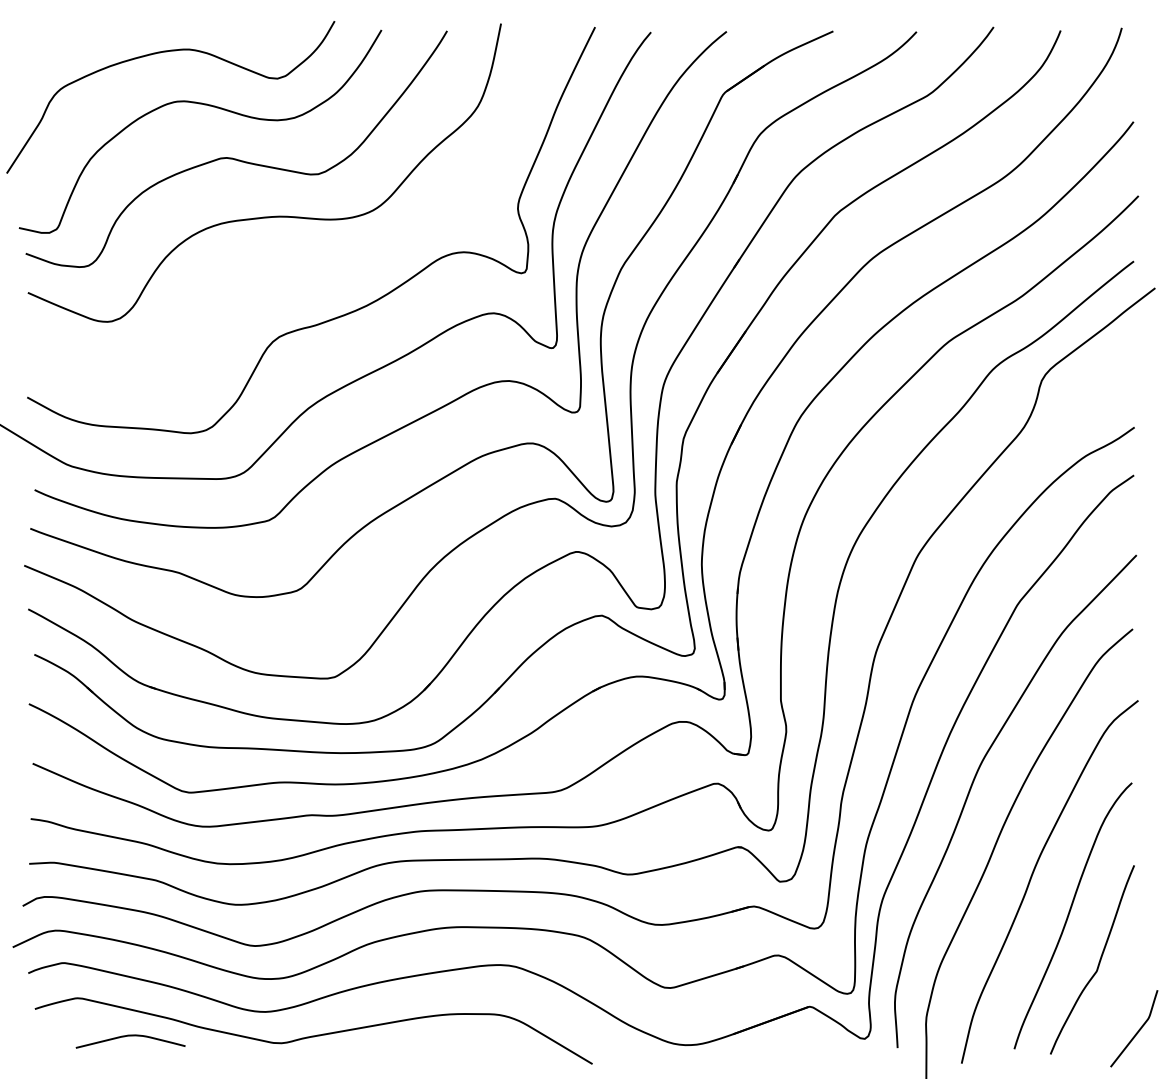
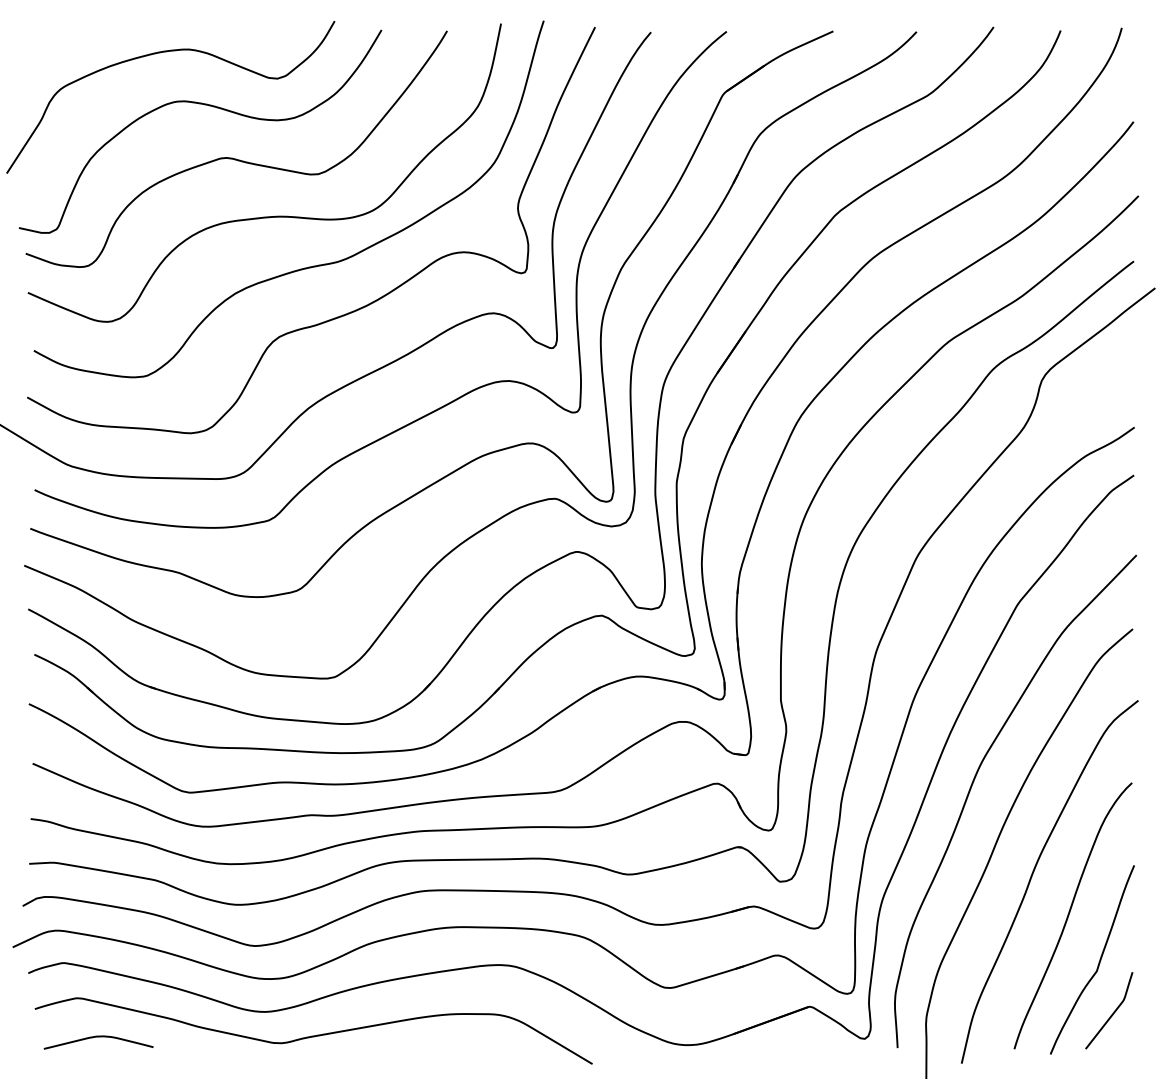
curve: none -> present (304, 267)
curve position: (1138, 1029) -> (1113, 1011) (1113, 1011)
curve position: (130, 1036) -> (98, 1037) (98, 1037)
